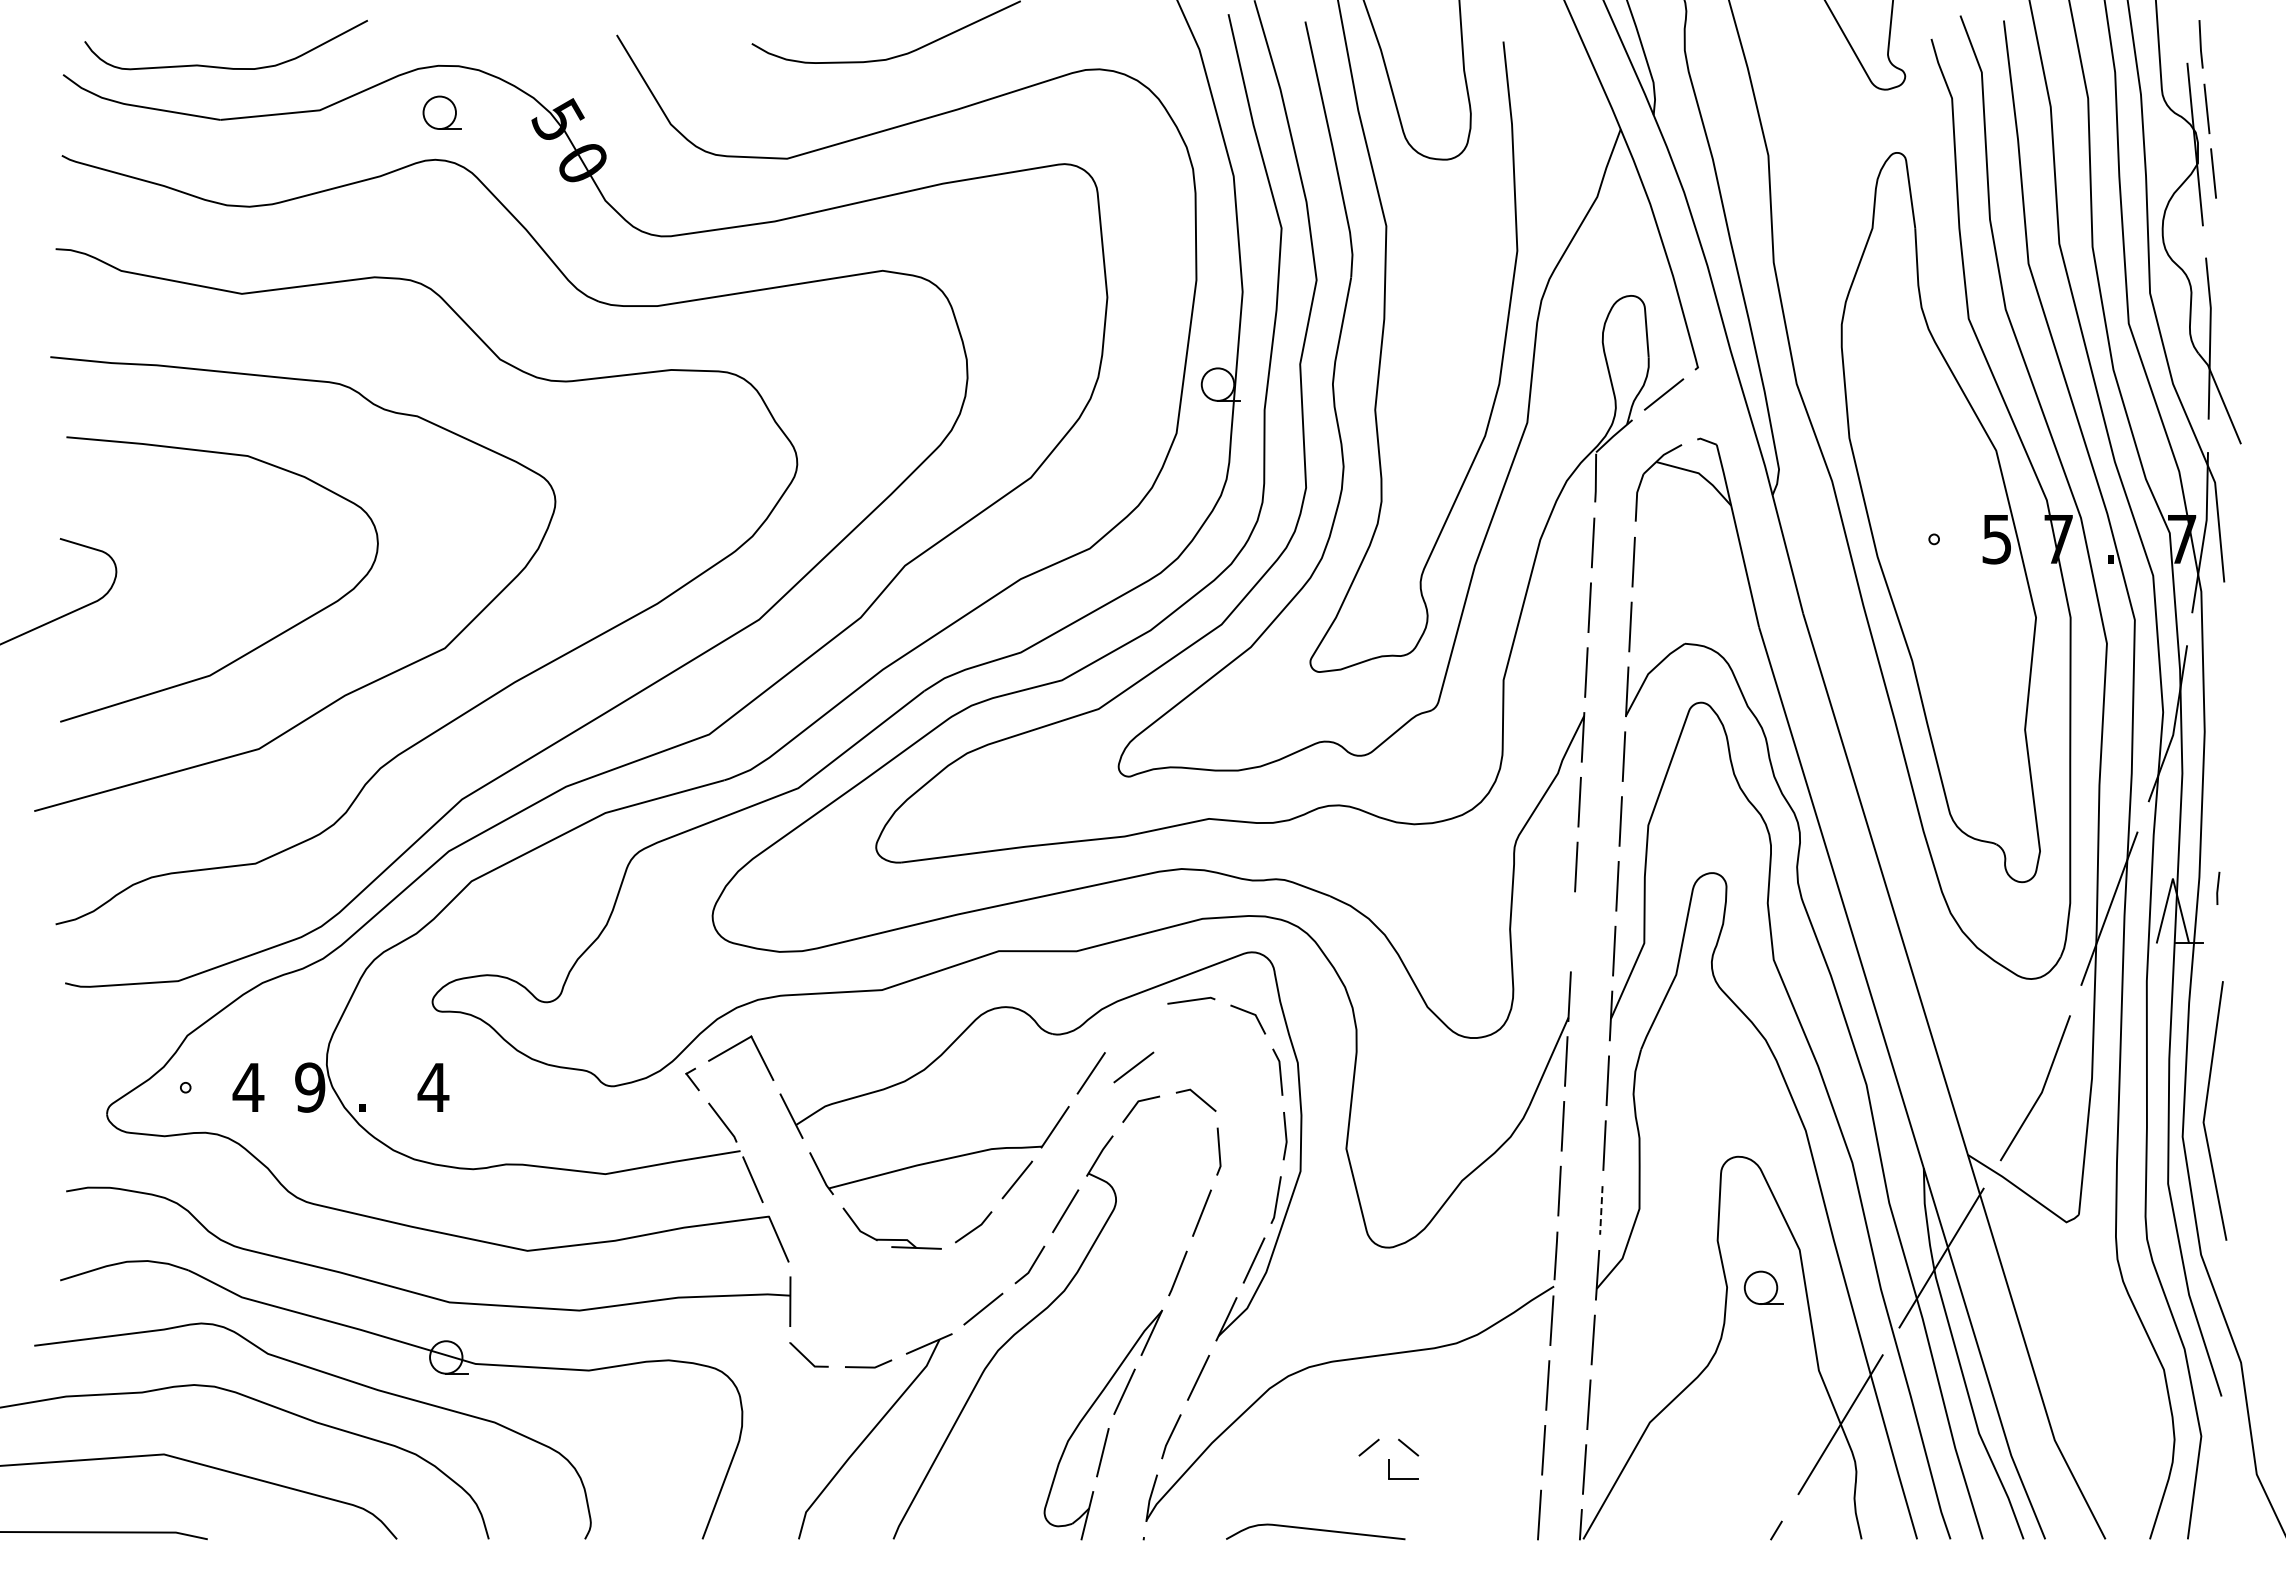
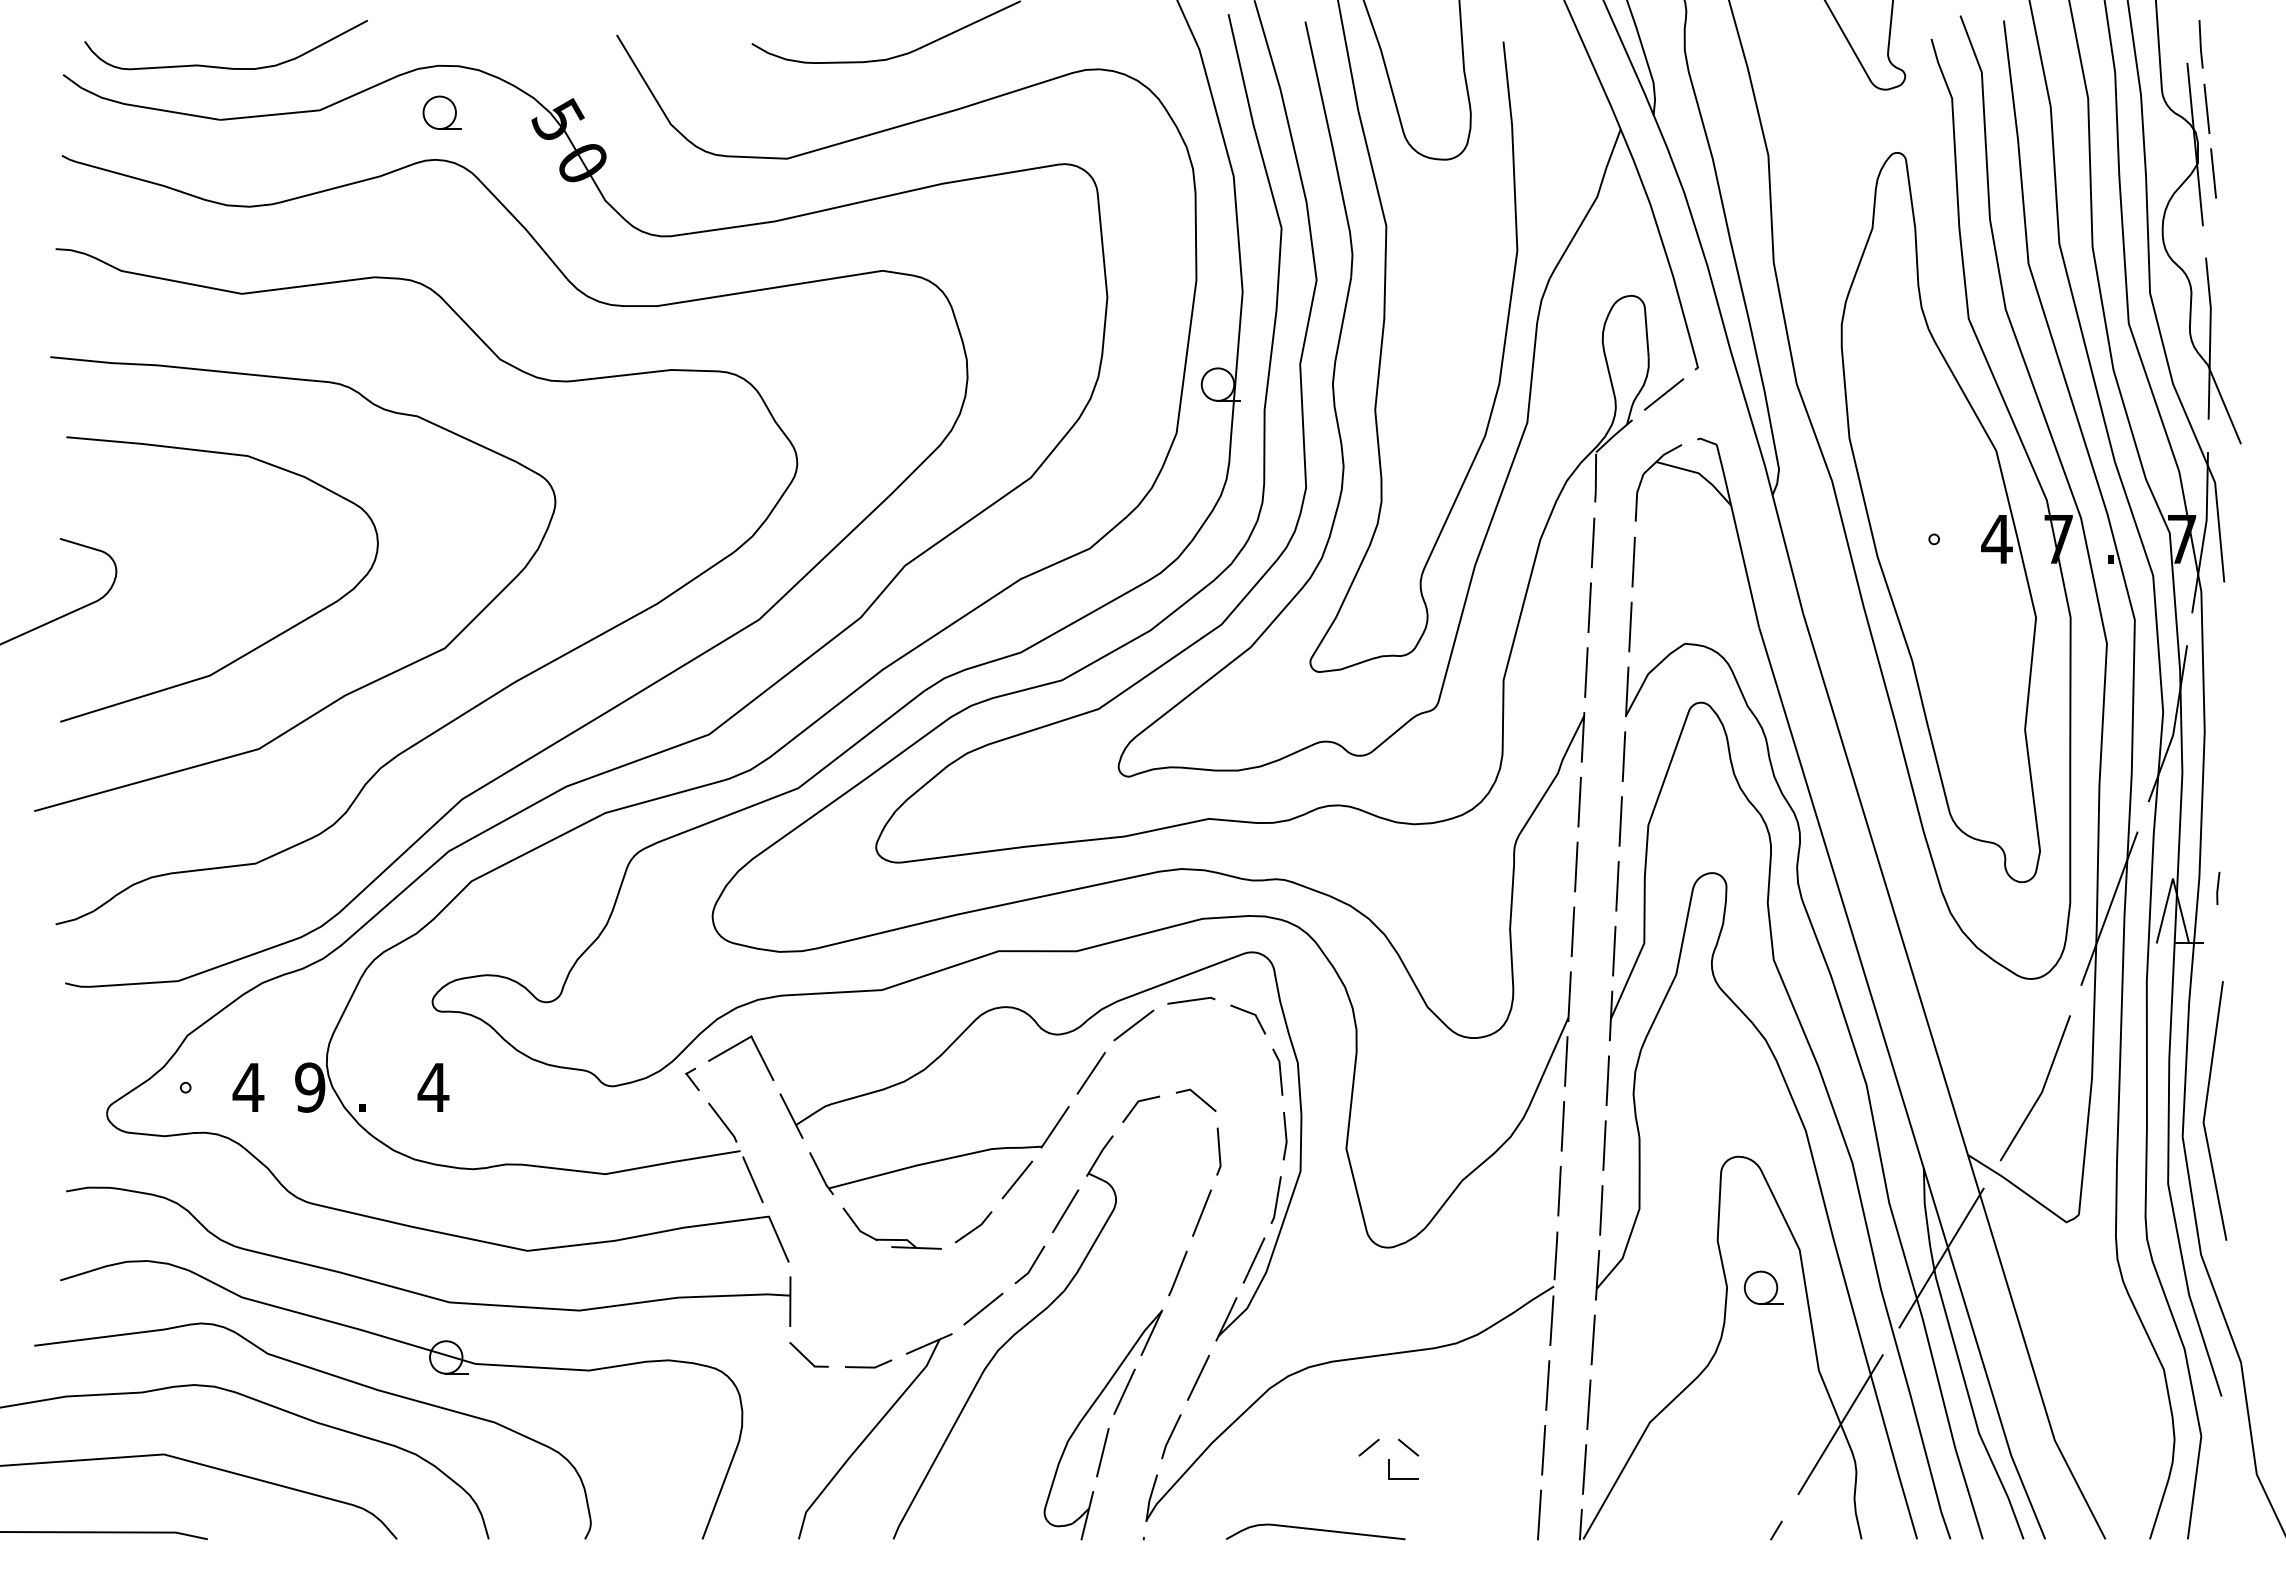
text: 5 -> 4 (1996, 539)
line: none -> present (1572, 931)
line position: (1133, 1067) -> (1133, 1025) (1133, 1025)
line: dashed -> solid (1601, 1210)
